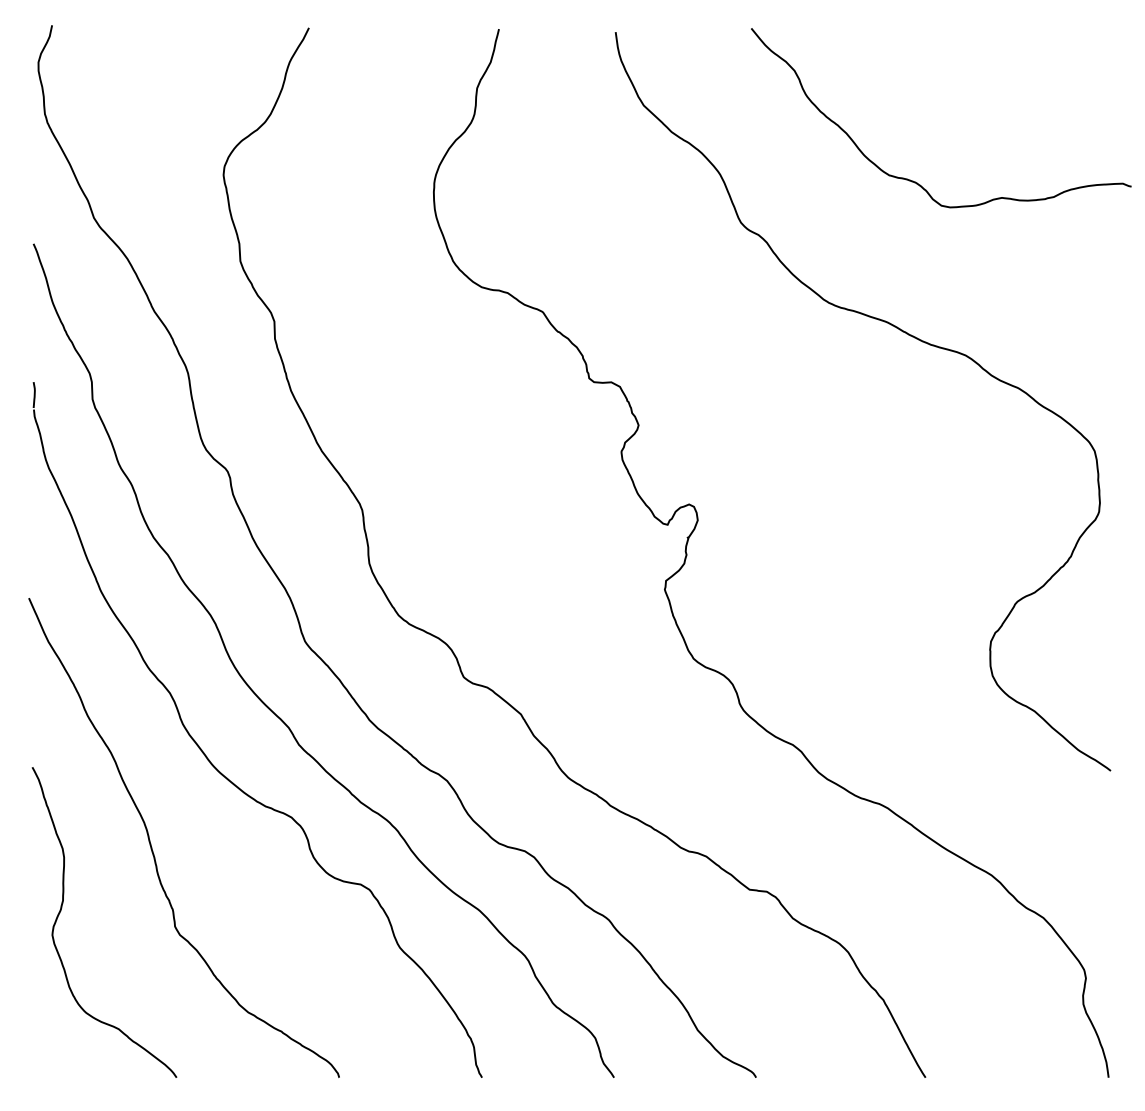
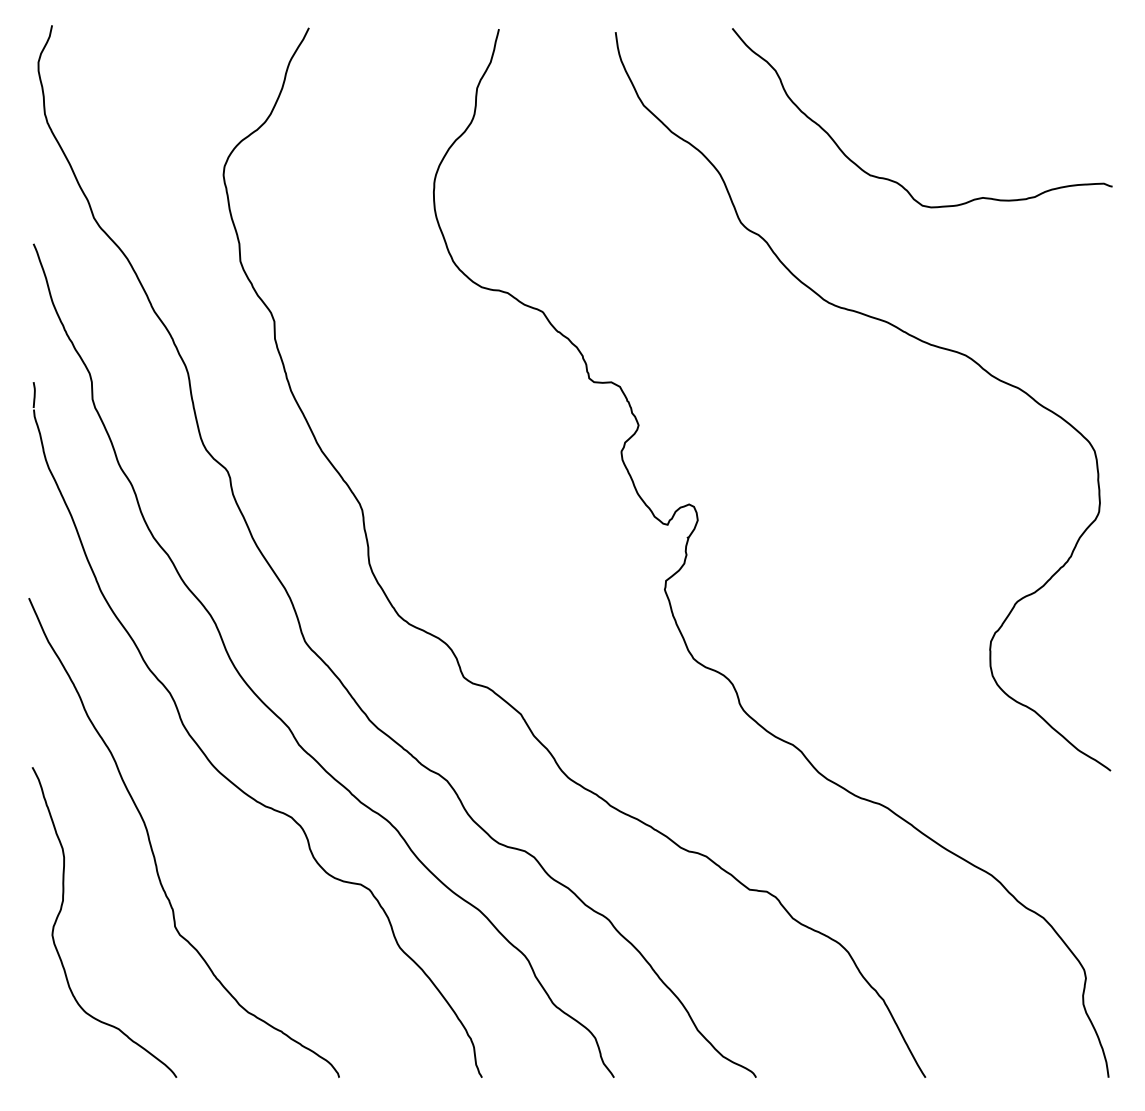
curve position: (913, 180) -> (894, 180) (894, 180)
